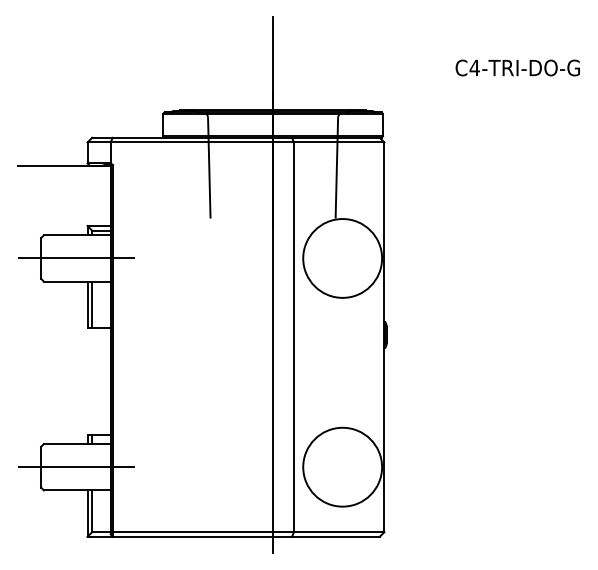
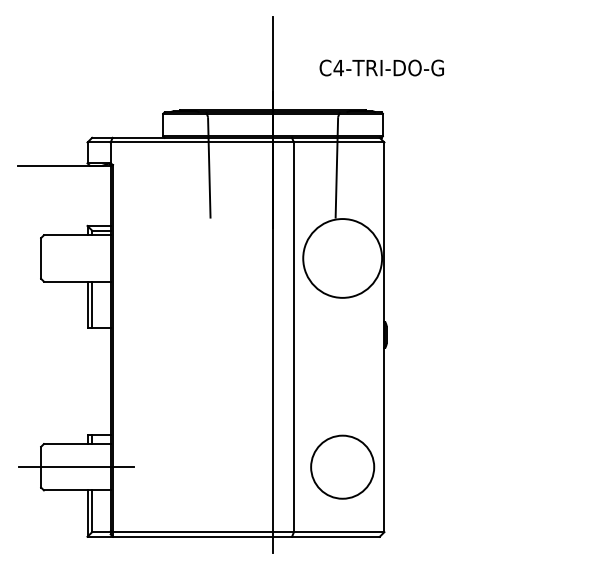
text position: (517, 67) -> (381, 67) (381, 67)
line: present -> none (76, 258)
circle diameter: 79 px -> 63 px (342, 466)
